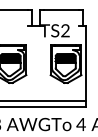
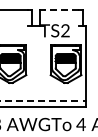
line: solid -> dashed (60, 9)
line: solid -> dashed (43, 100)
